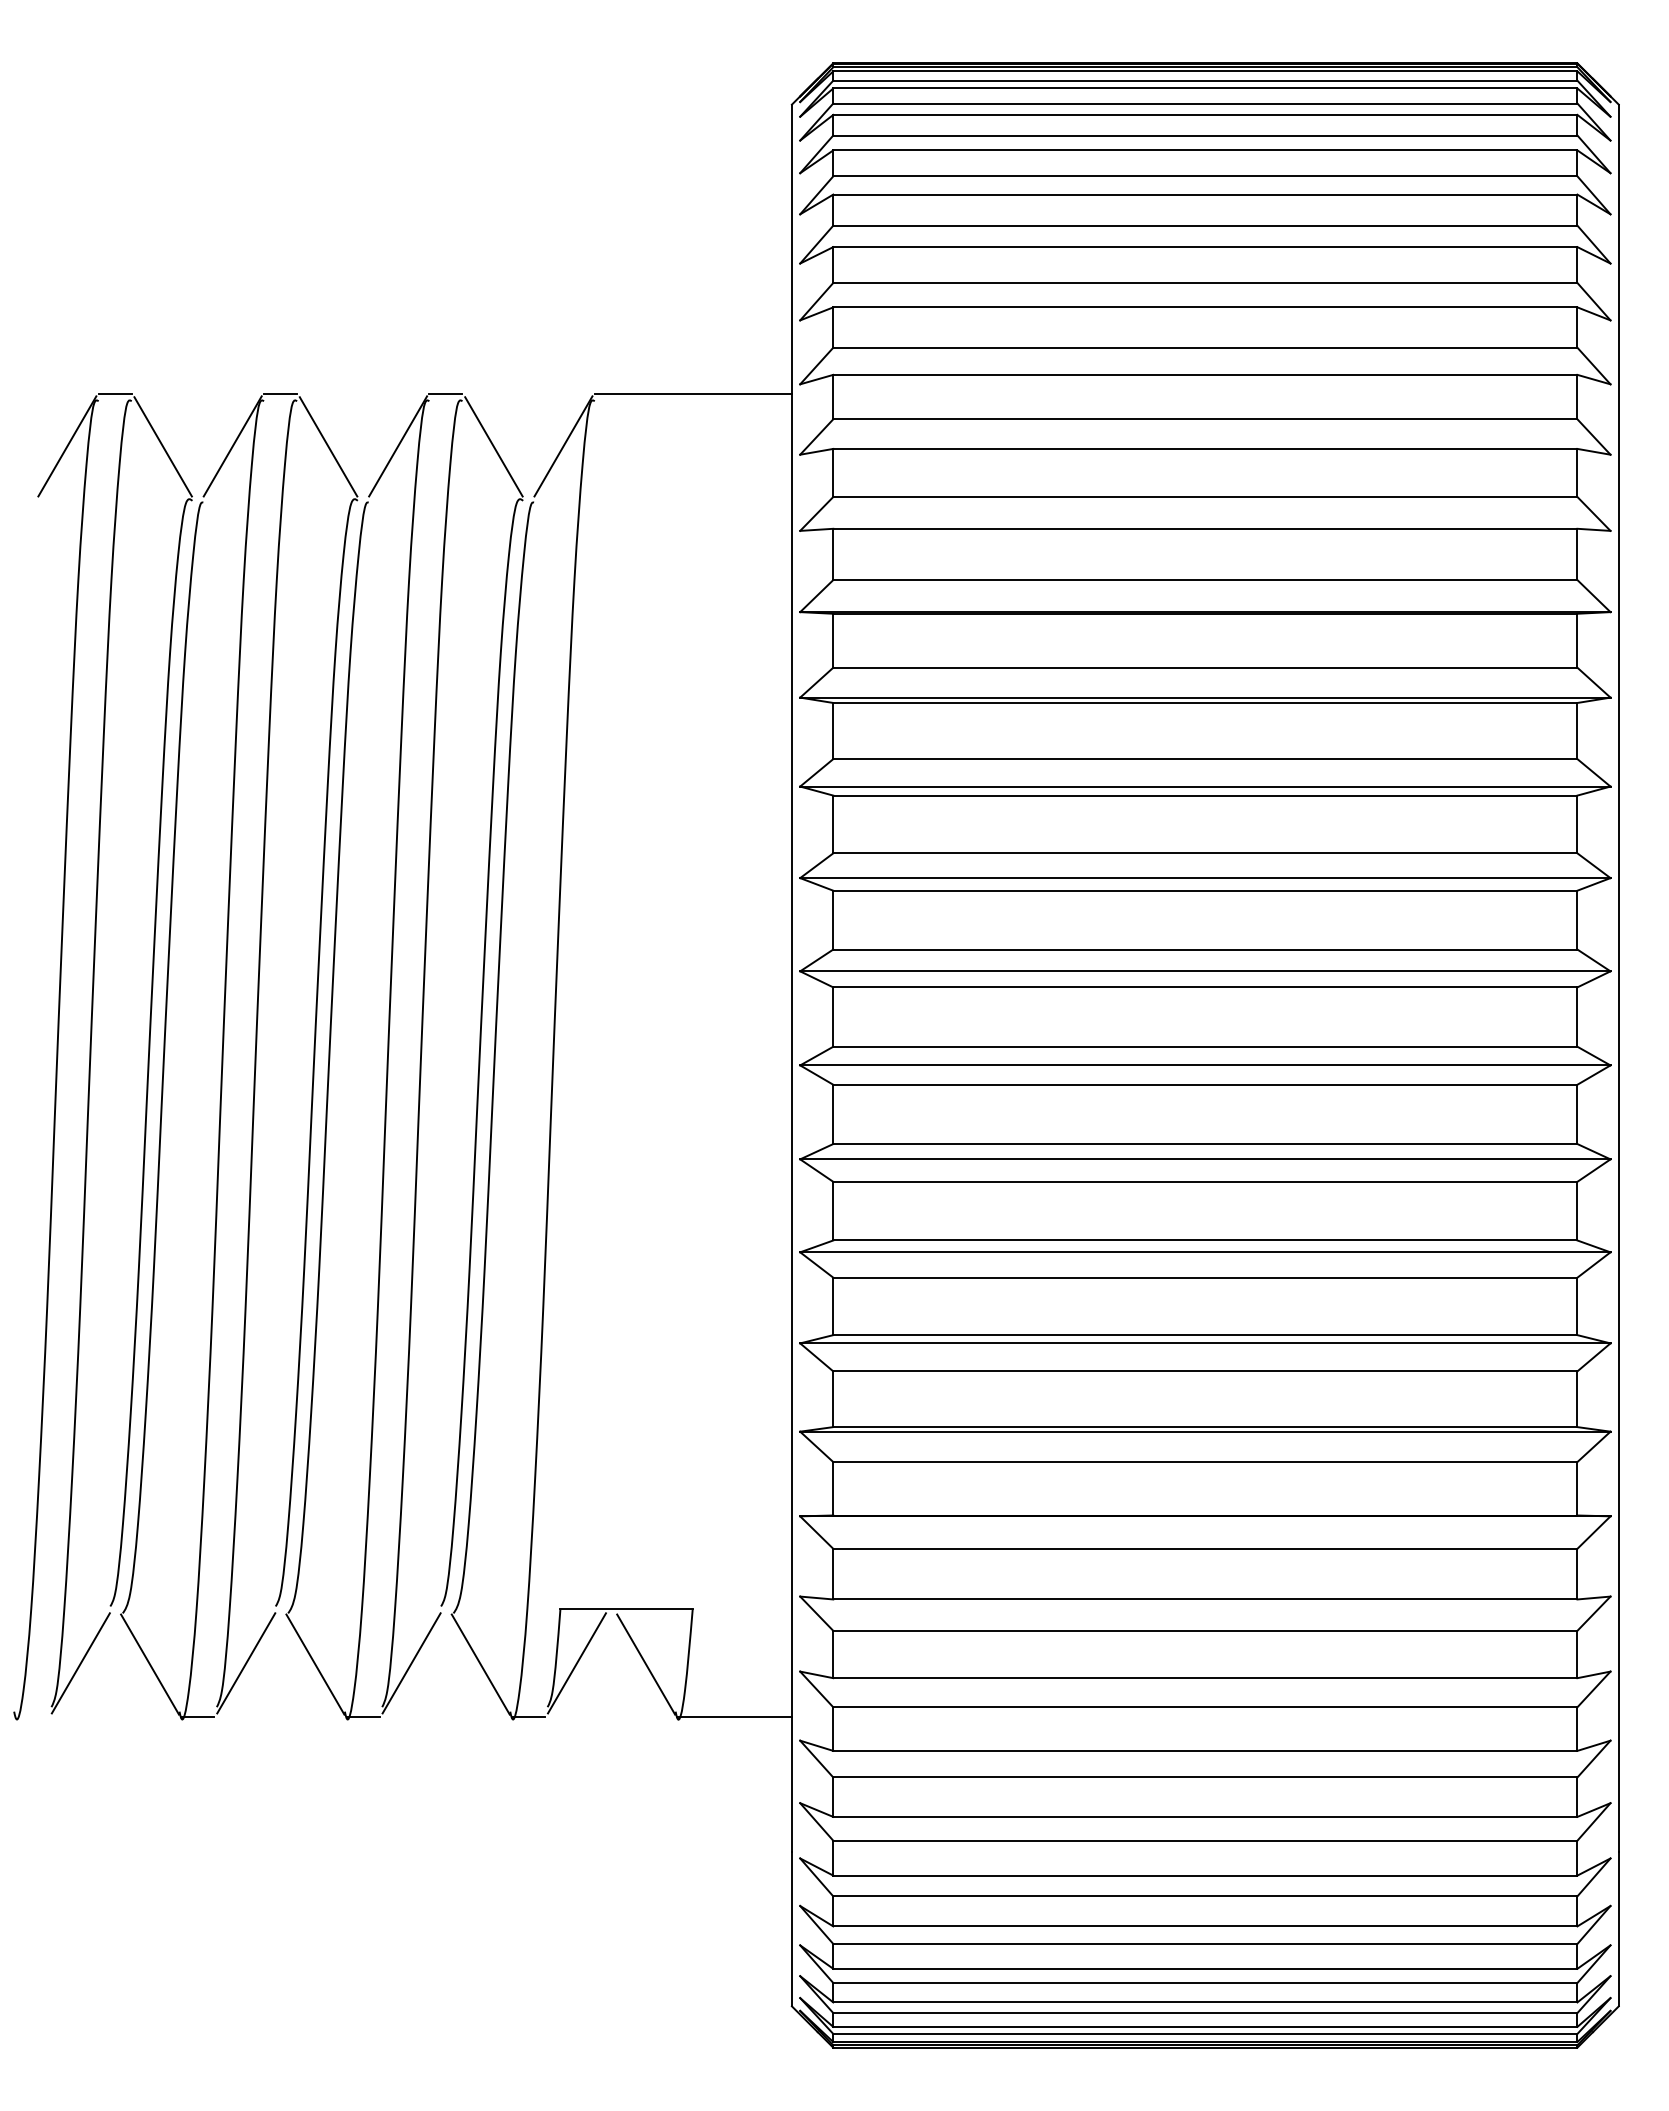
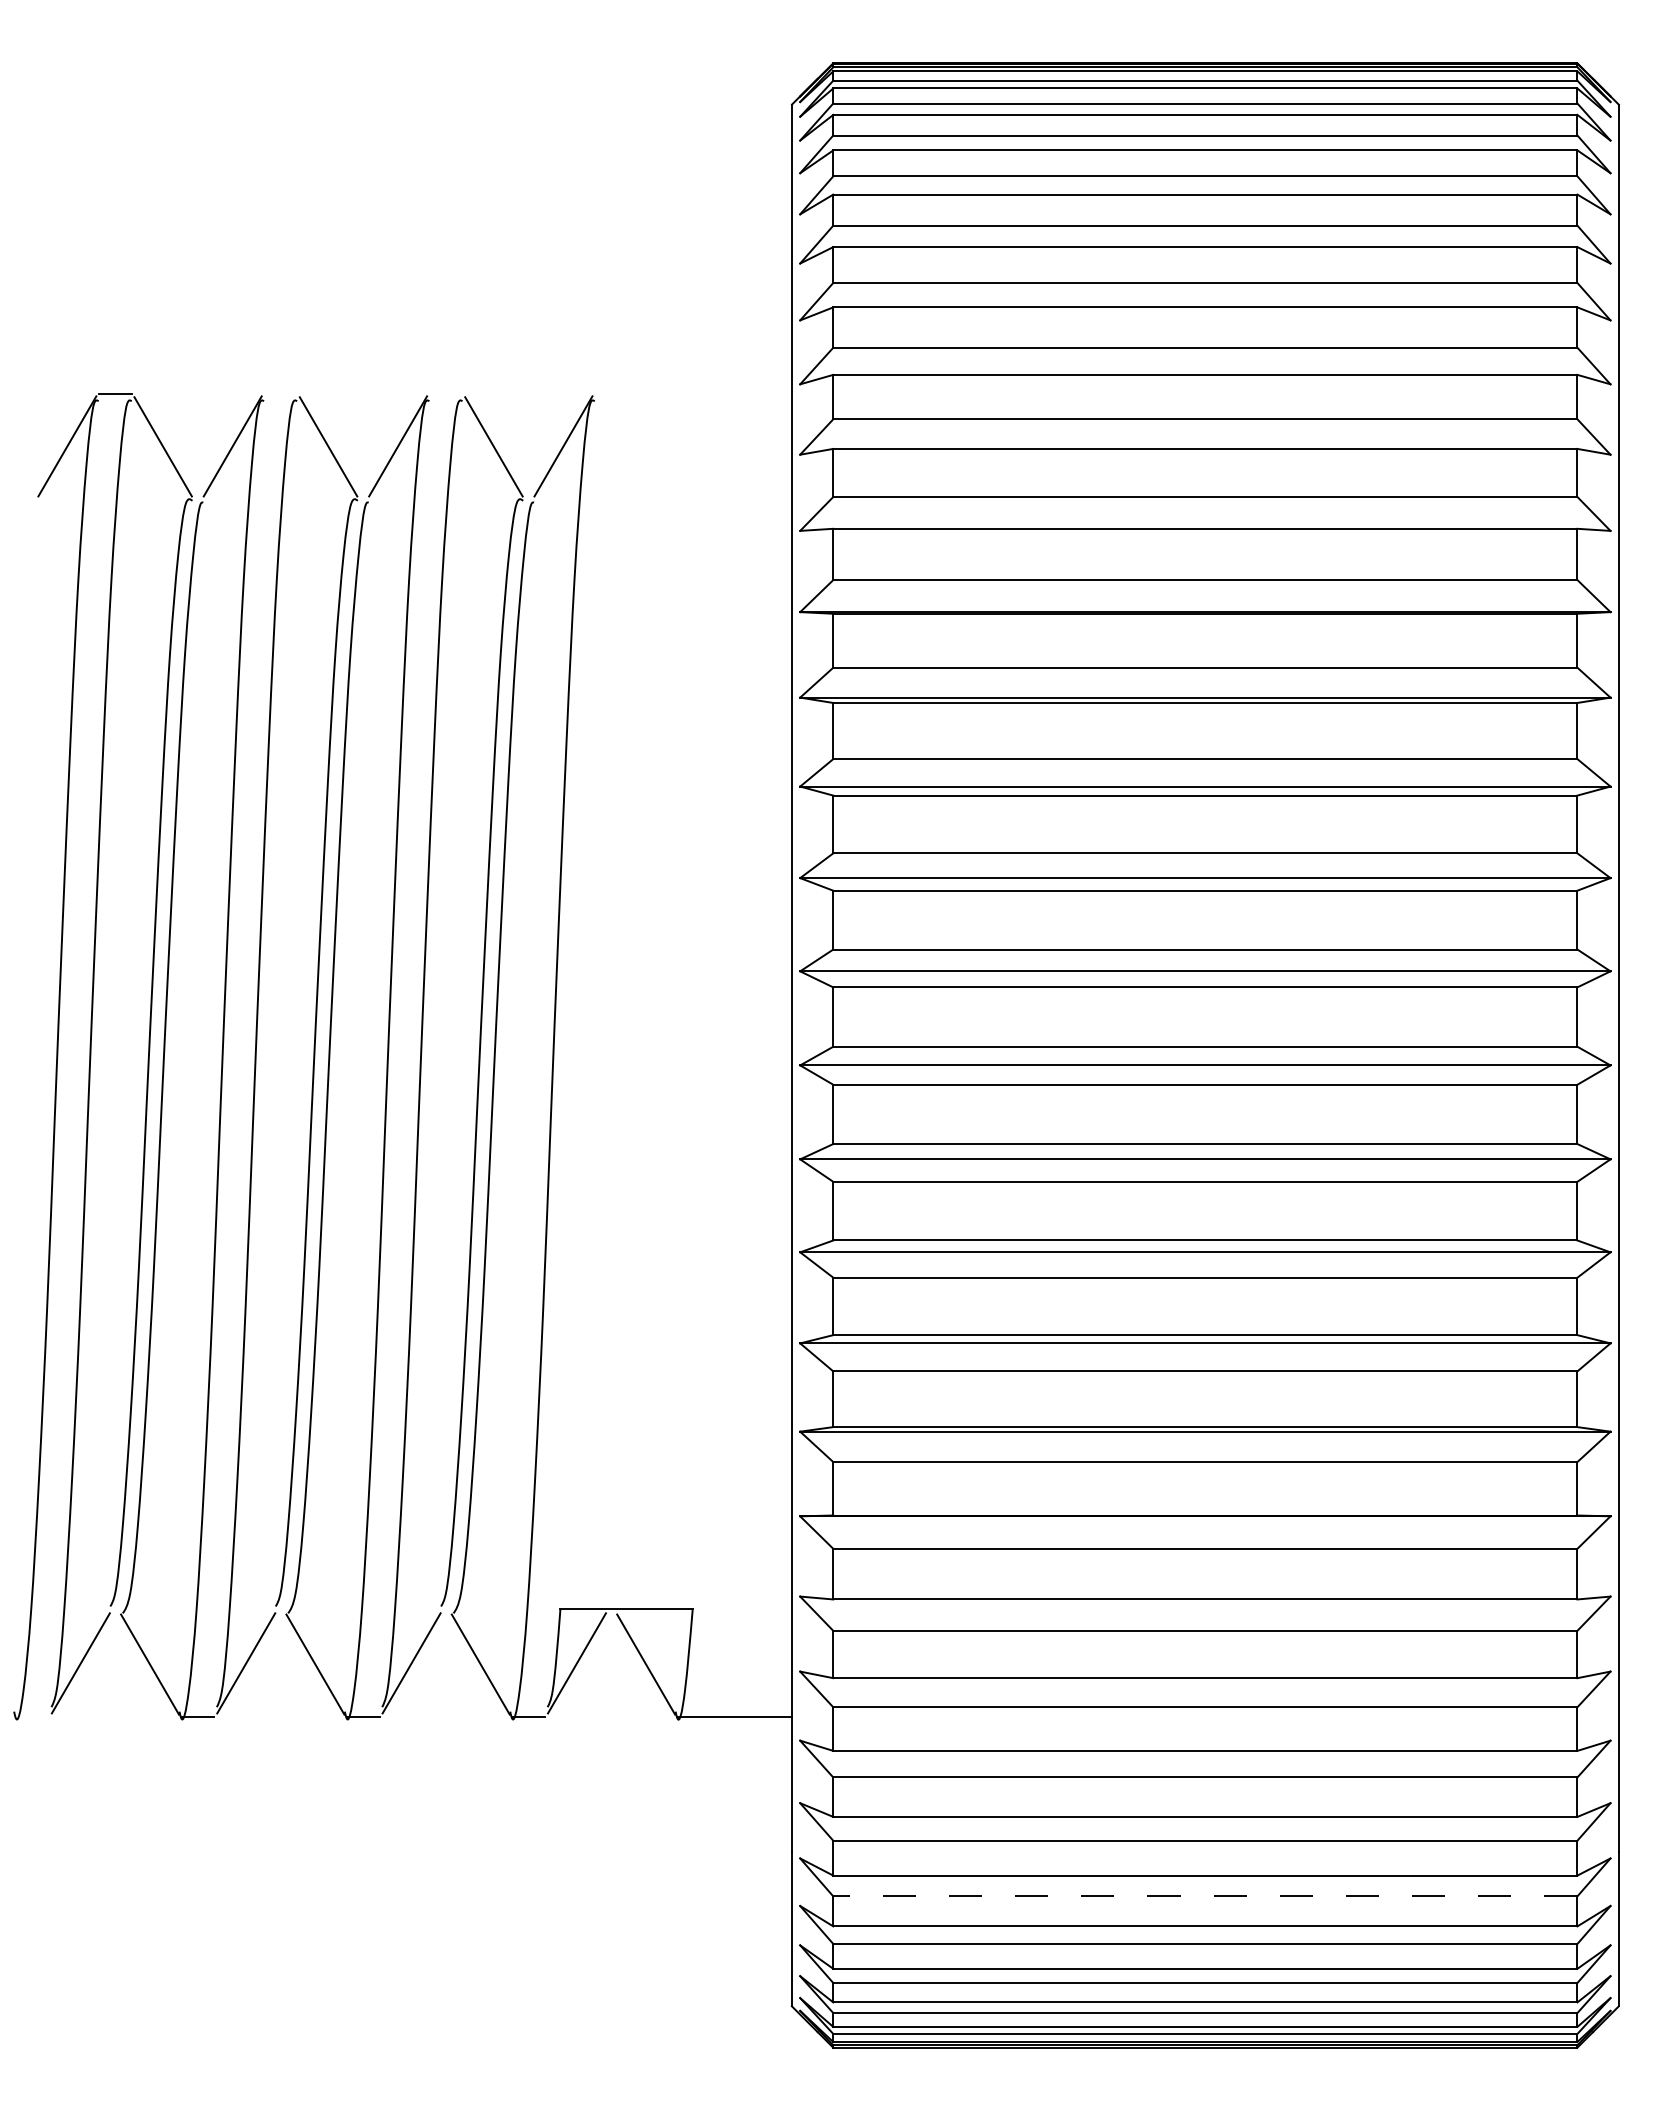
line: present -> none (280, 394)
line: present -> none (445, 394)
line: present -> none (692, 394)
line: solid -> dashed (1204, 1896)
